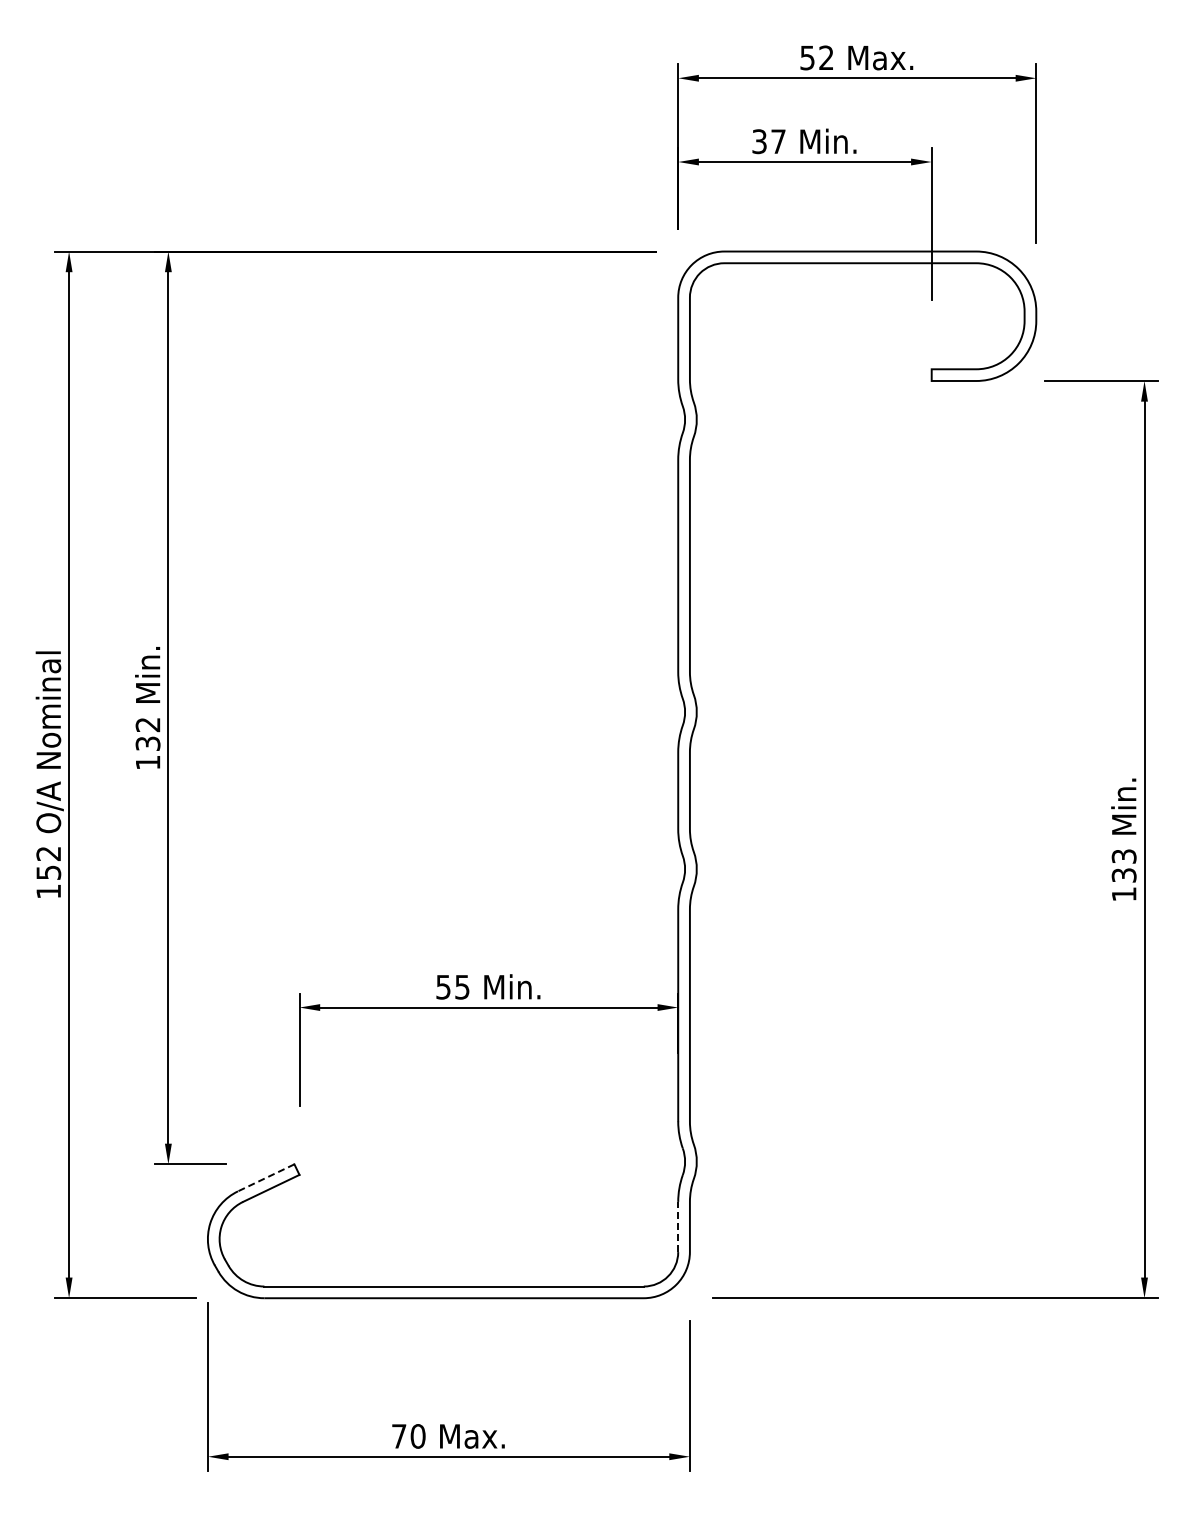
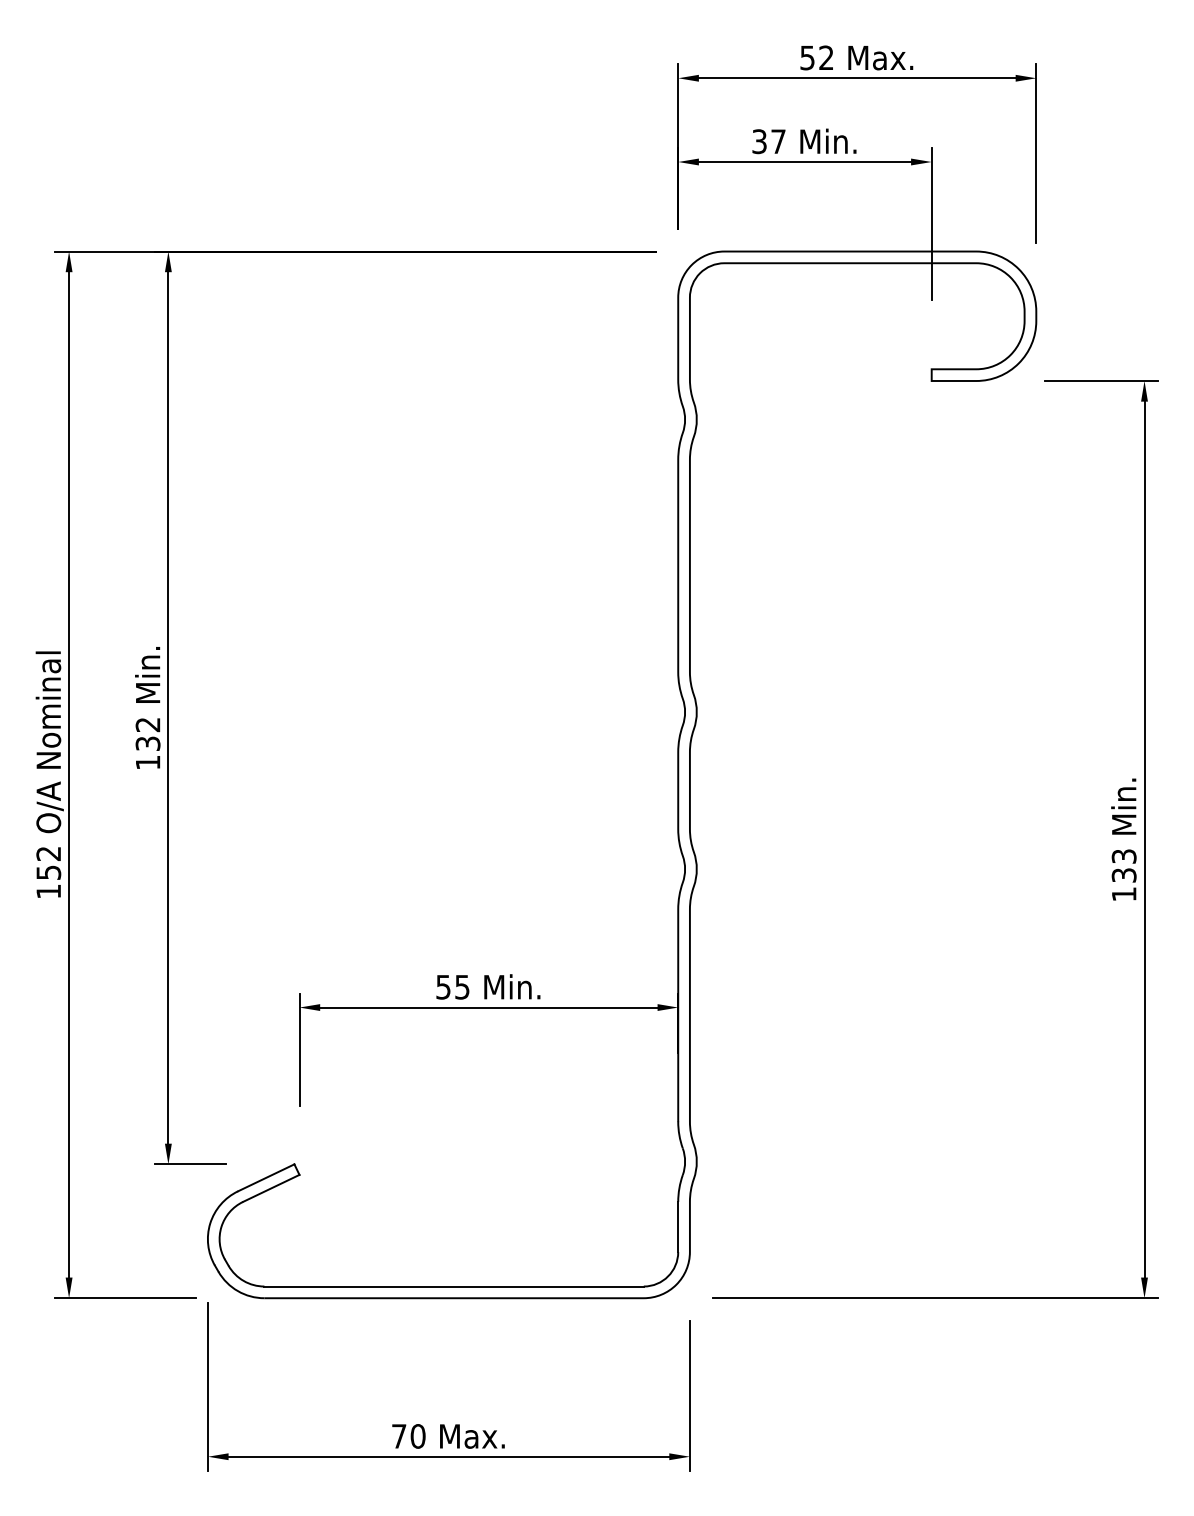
line: dashed -> solid (265, 1178)
line: dashed -> solid (678, 1226)
